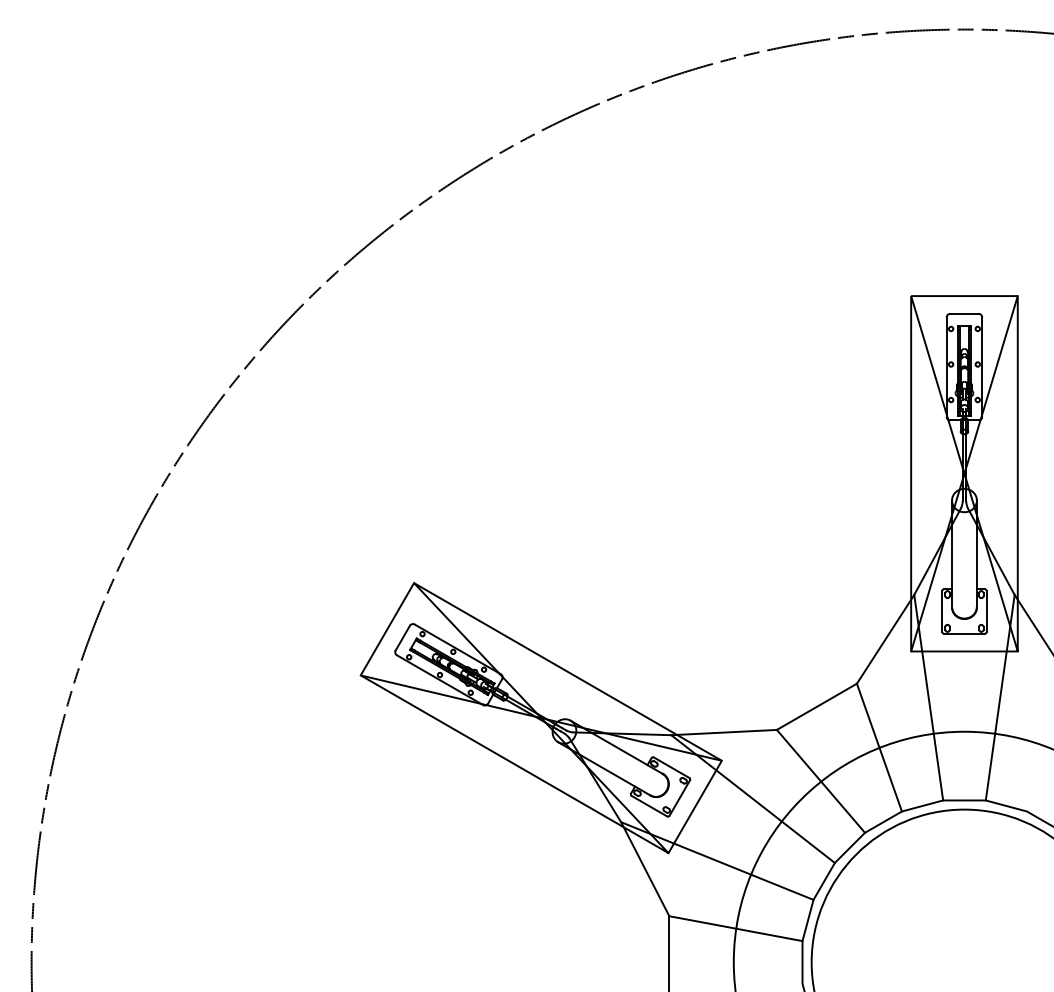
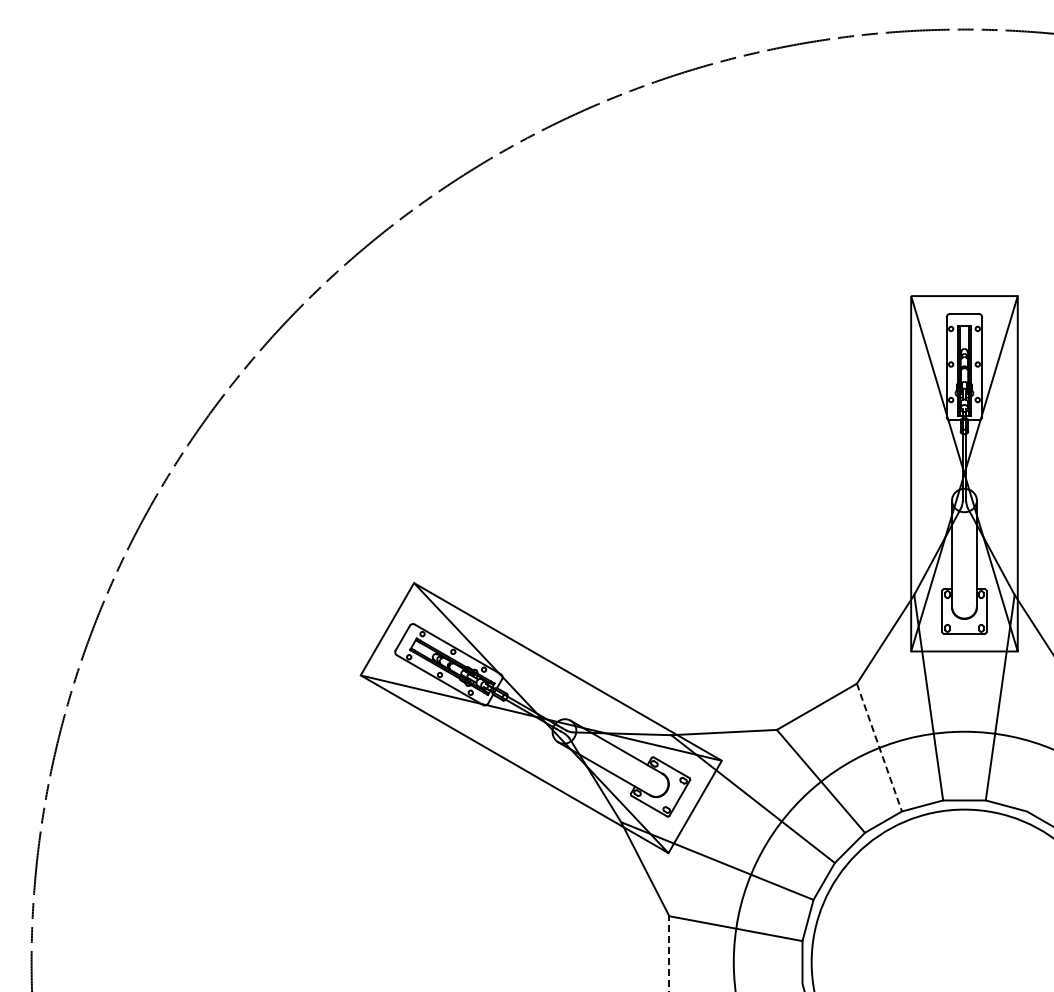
line: solid -> dashed (879, 747)
line: solid -> dashed (669, 953)
